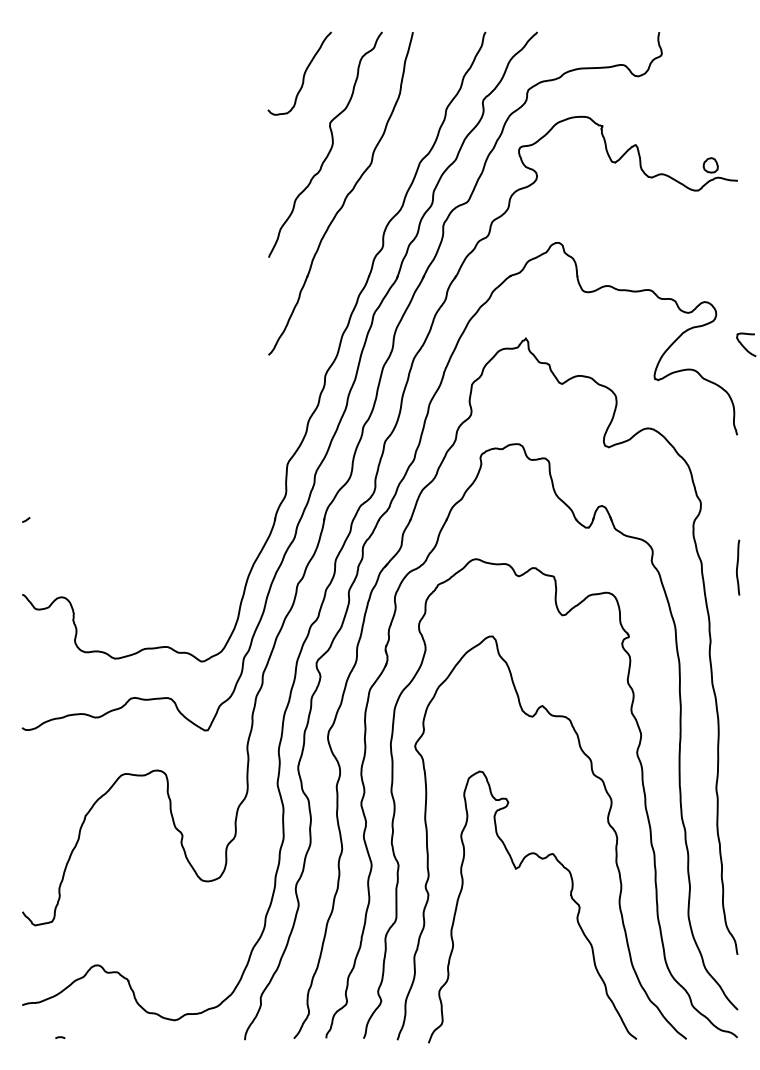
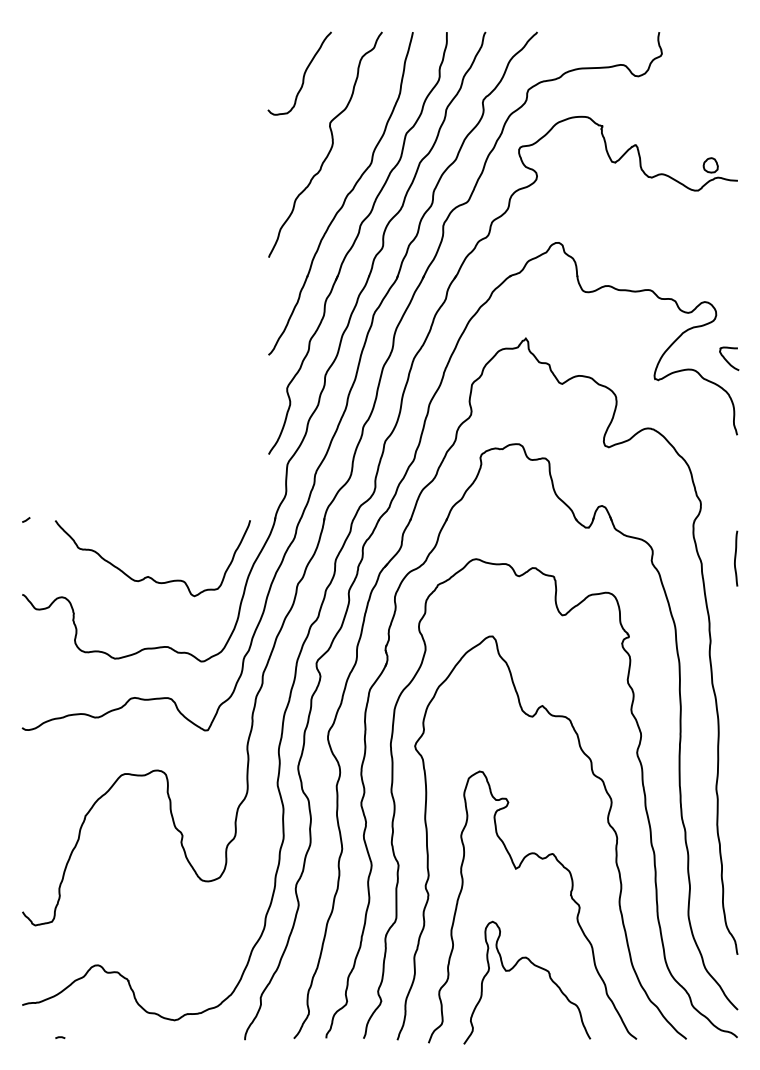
part: none -> present (357, 243)
curve position: (744, 346) -> (727, 360) (727, 360)
curve position: (738, 567) -> (736, 558) (736, 558)
curve: none -> present (149, 576)
curve: none -> present (534, 966)
